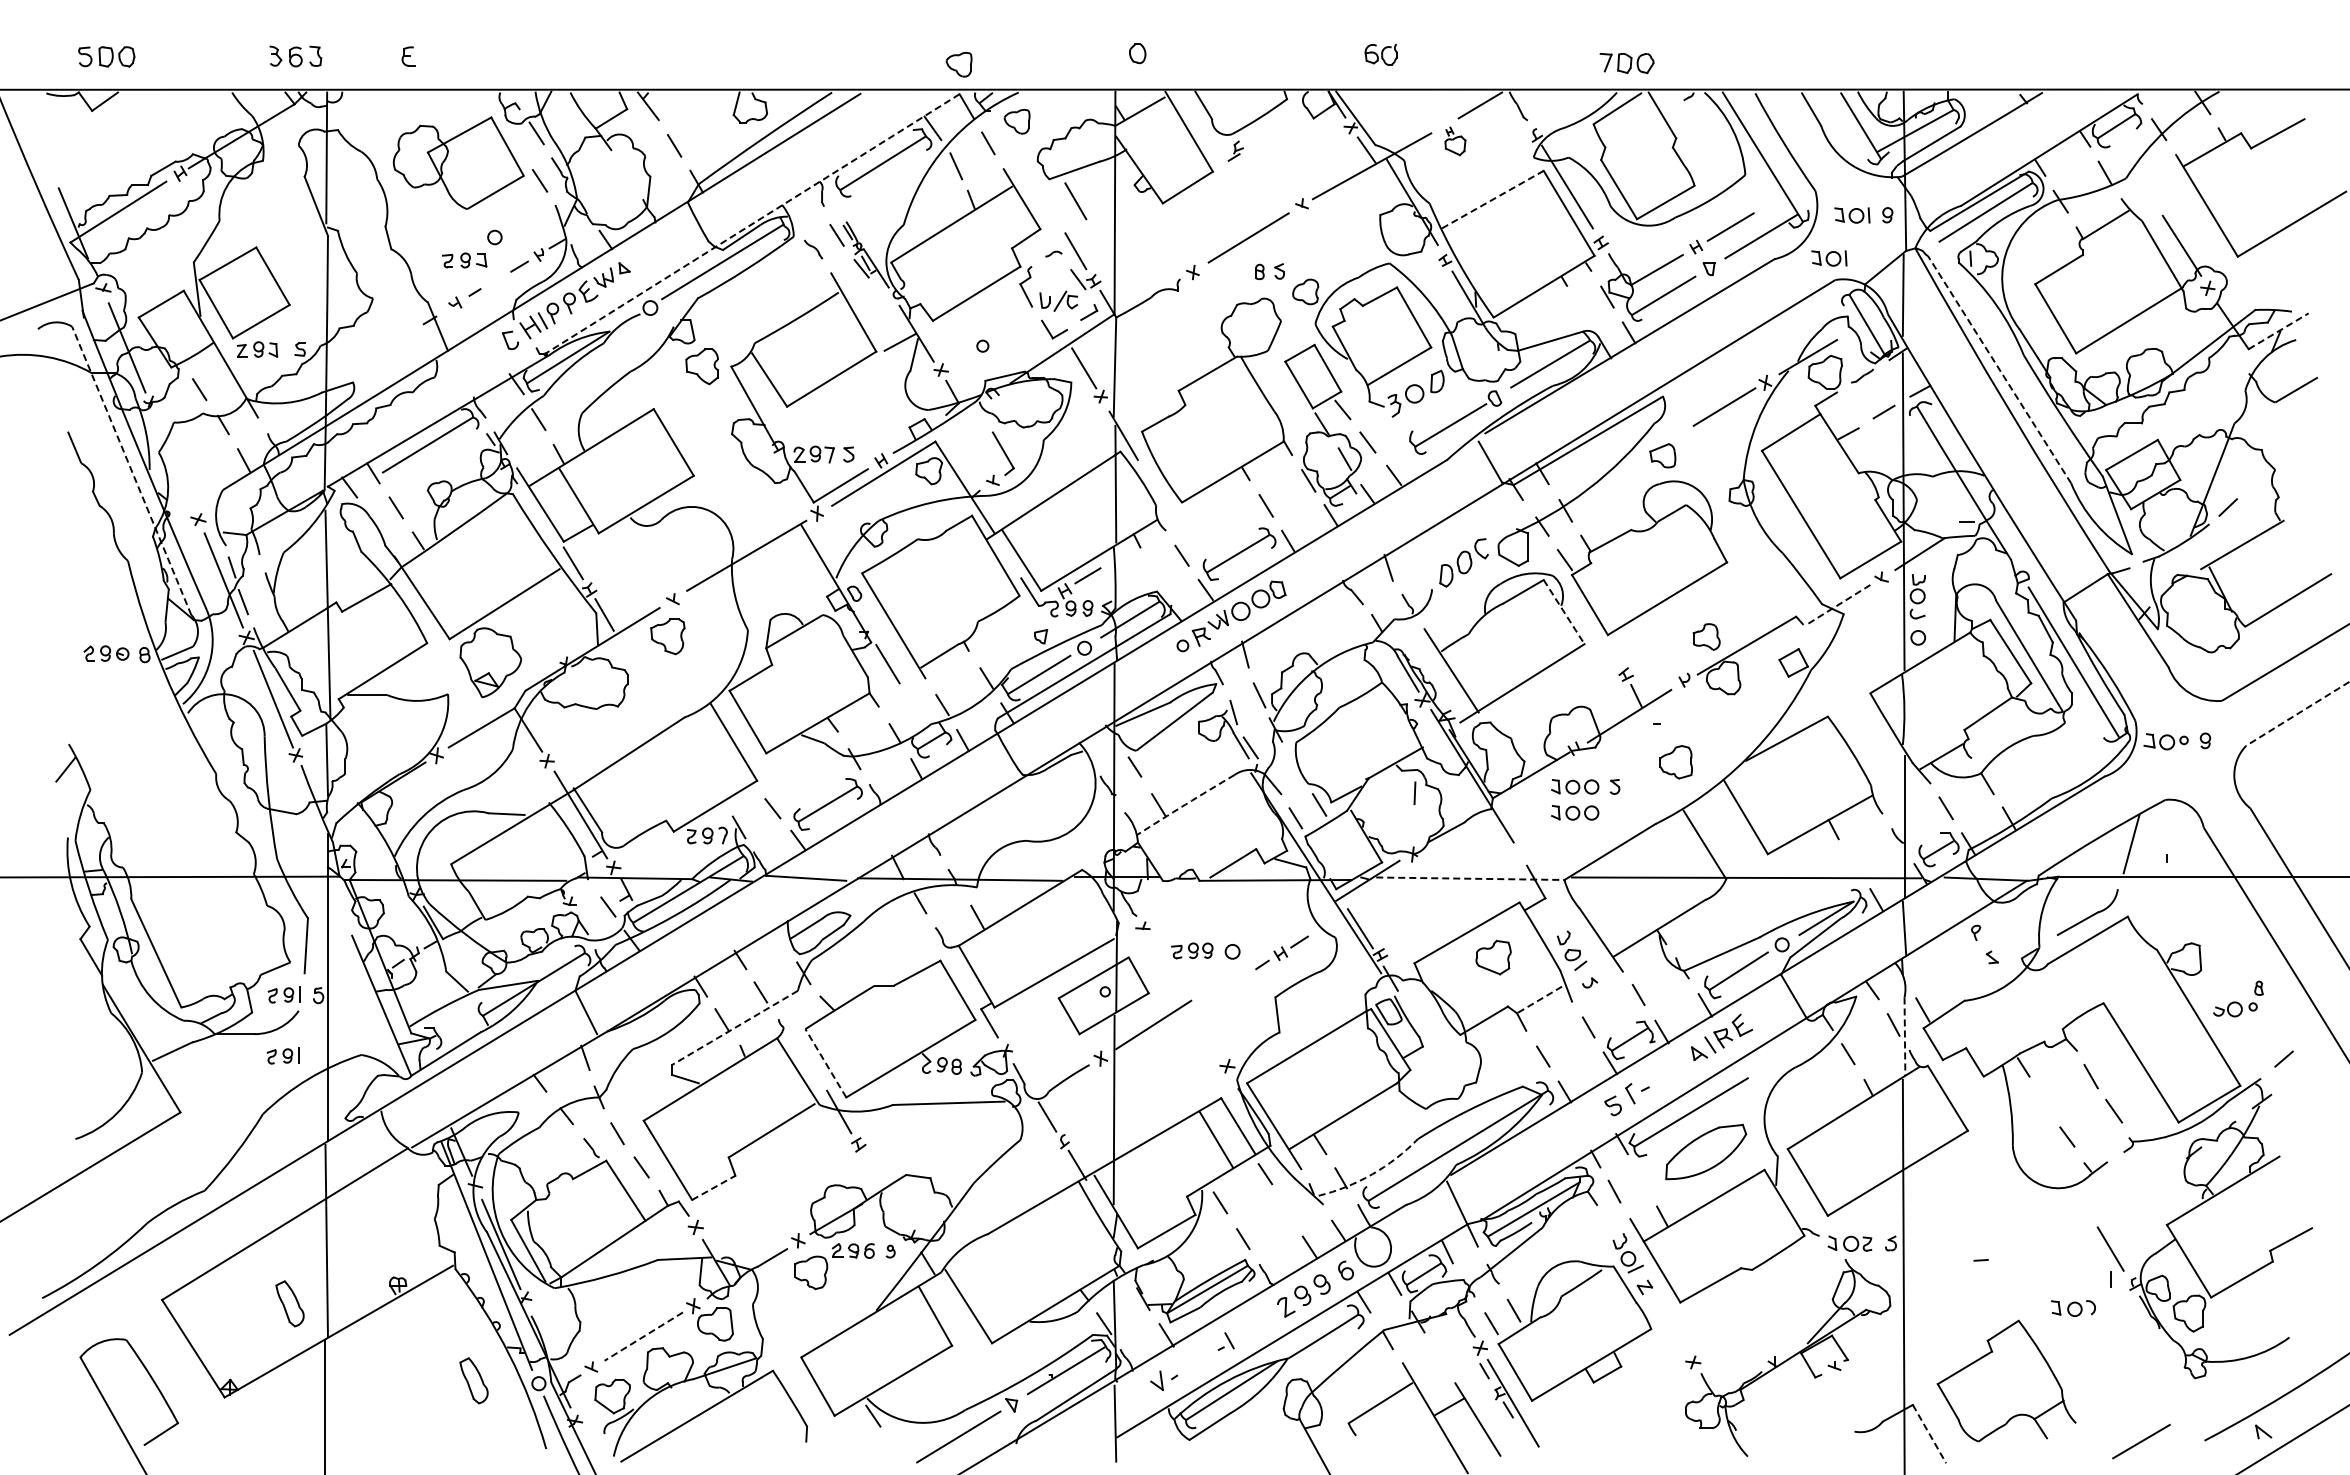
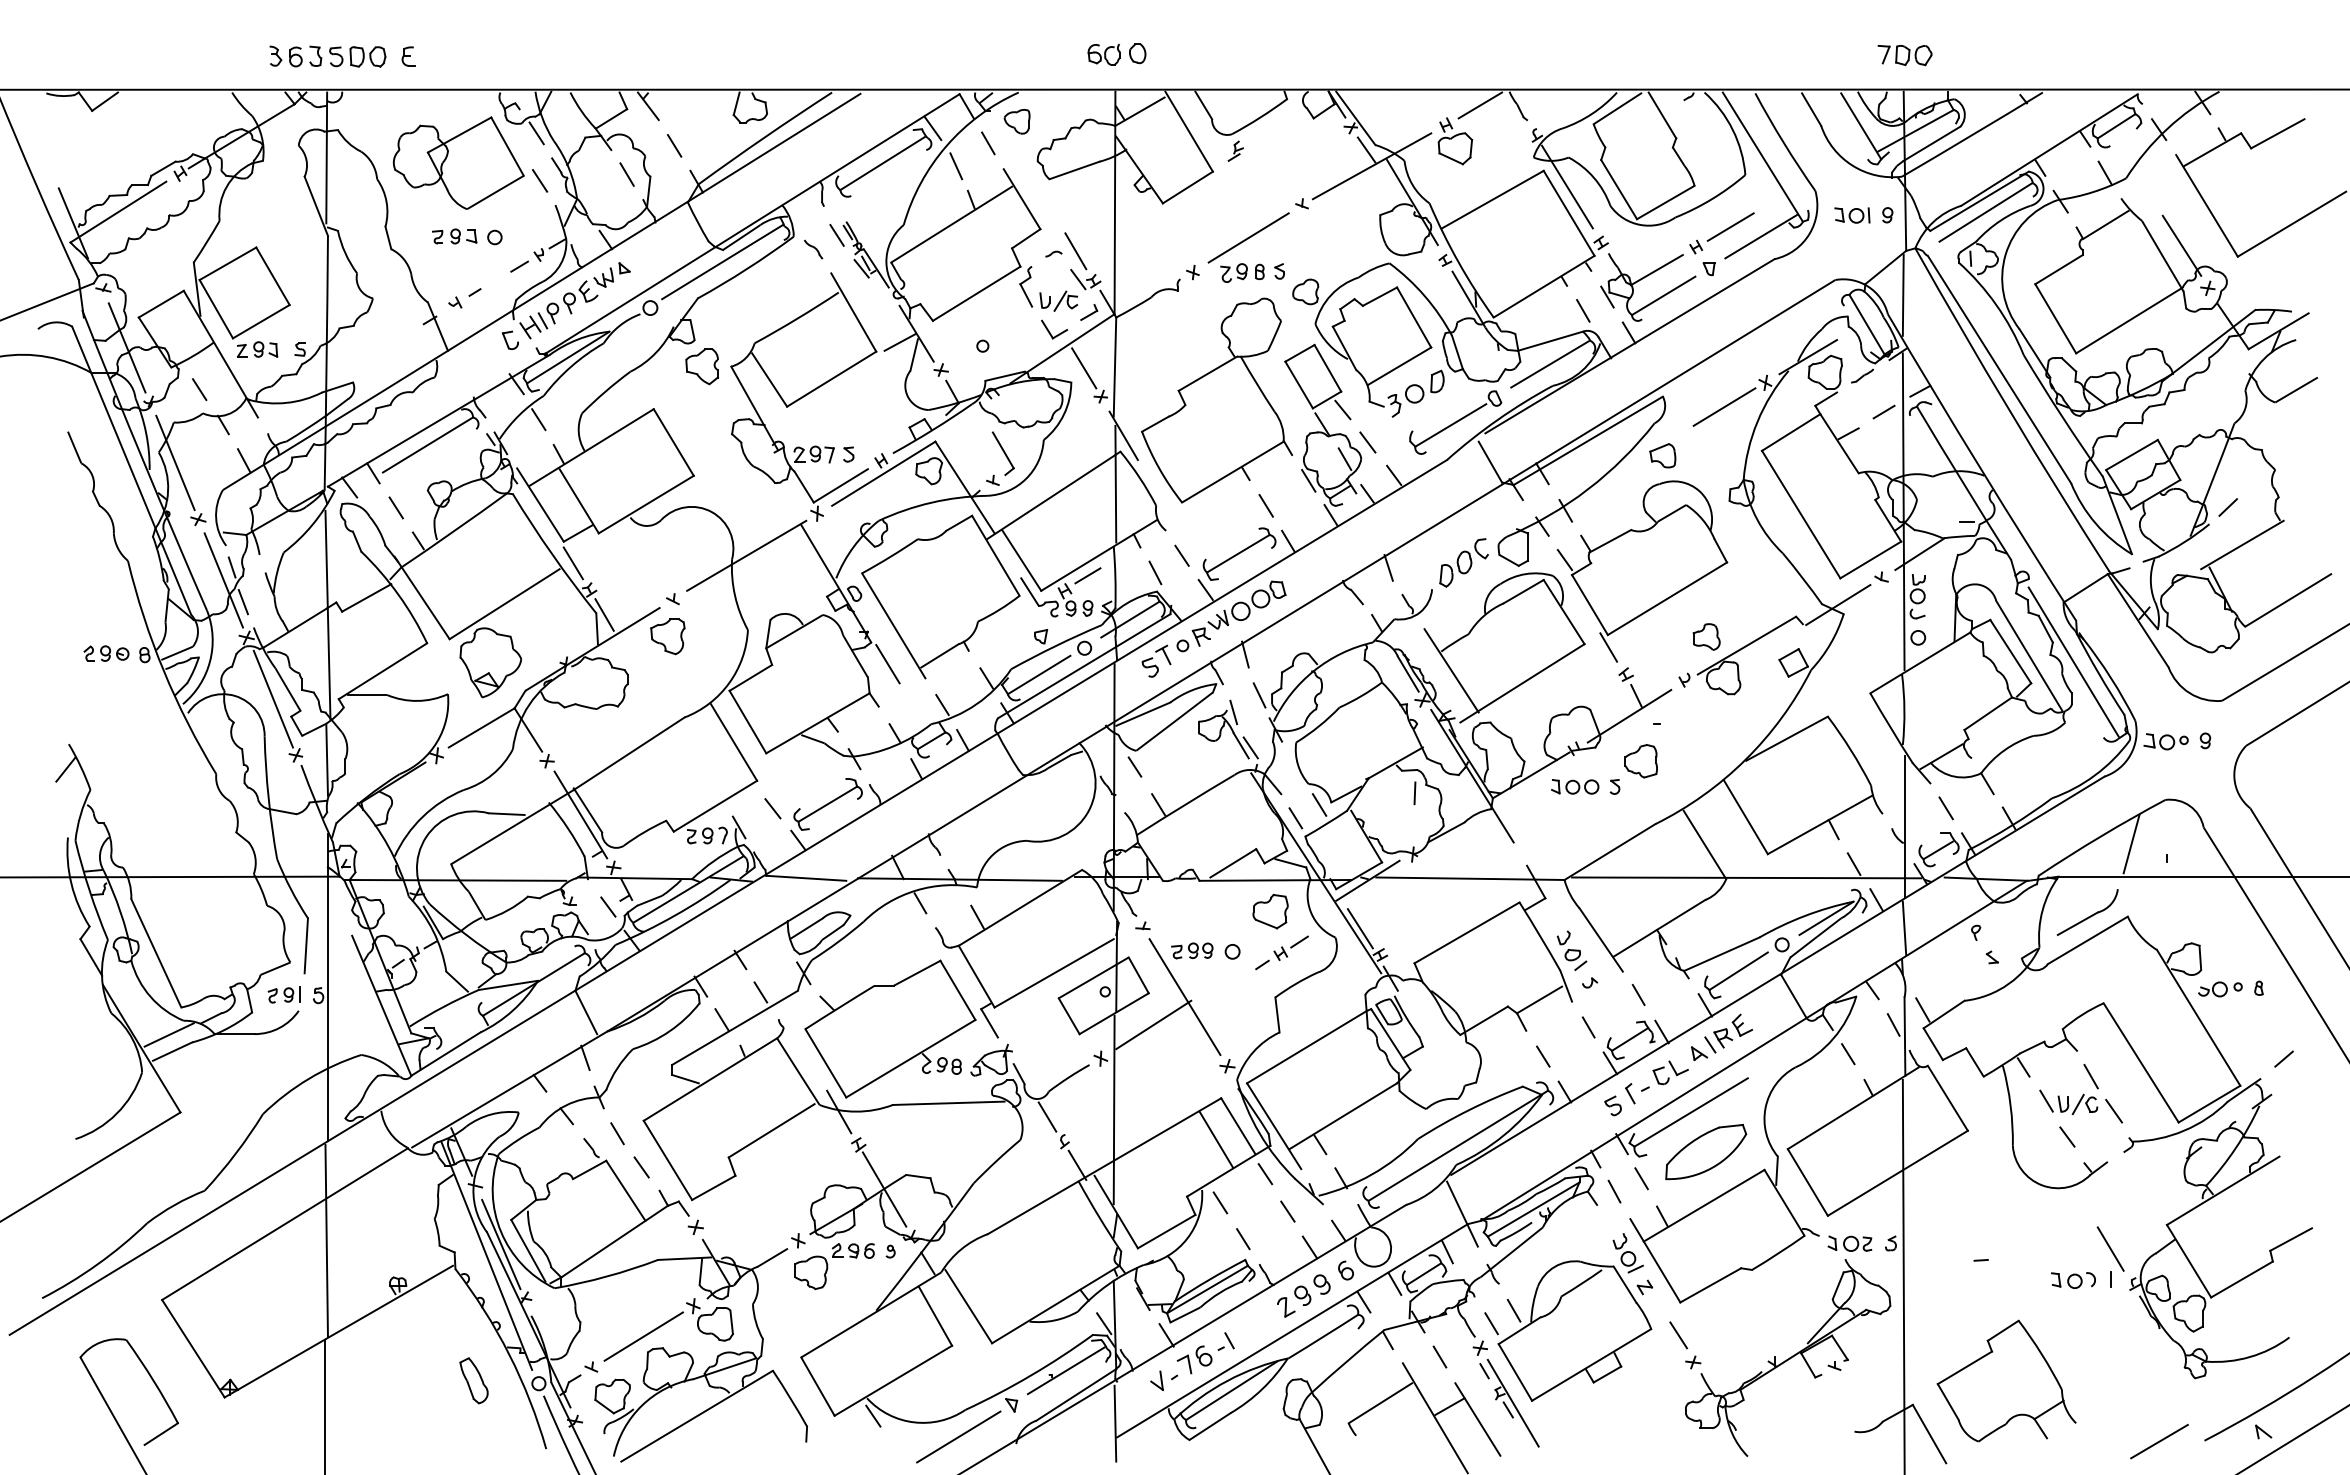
part position: (1380, 54) -> (1103, 54) (1103, 54)
part position: (106, 56) -> (357, 56) (357, 56)
part position: (1626, 63) -> (1904, 55) (1904, 55)
part: present -> none (958, 64)
part size: 23x31 px -> 37x49 px (1455, 141)
line: none -> present (626, 174)
line: dashed -> solid (1493, 199)
line: present -> none (1075, 201)
line: dashed -> solid (752, 224)
part: present -> none (1829, 258)
part position: (464, 260) -> (454, 236) (454, 236)
part: none -> present (1233, 272)
line: none -> present (1583, 310)
line: dashed -> solid (2278, 331)
line: dashed -> solid (1999, 369)
line: none -> present (175, 462)
line: dashed -> solid (131, 470)
line: none -> present (1155, 572)
line: dashed -> solid (1838, 605)
line: dashed -> solid (1564, 612)
line: none -> present (1608, 647)
part: none -> present (1156, 660)
arc: dashed -> solid (2297, 713)
part position: (1675, 762) -> (1640, 761) (1640, 761)
arc: dashed -> solid (1185, 804)
part: present -> none (1575, 812)
line: none -> present (1853, 863)
line: dashed -> solid (1470, 878)
part position: (1493, 957) -> (1270, 911) (1270, 911)
line: none -> present (1184, 996)
line: dashed -> solid (1539, 1000)
part position: (2235, 1009) -> (2220, 989) (2220, 989)
line: dashed -> solid (734, 1028)
line: none -> present (168, 1034)
line: dashed -> solid (1904, 1037)
part: present -> none (282, 1055)
line: dashed -> solid (825, 1063)
part: none -> present (1670, 1072)
part: none -> present (2068, 1102)
arc: dashed -> solid (1372, 1174)
line: none -> present (1641, 1178)
line: dashed -> solid (713, 1187)
line: none -> present (884, 1189)
line: none -> present (1287, 1211)
part: present -> none (289, 1303)
part position: (2073, 1308) -> (2073, 1280) (2073, 1280)
line: none -> present (1678, 1335)
line: dashed -> solid (643, 1336)
line: none -> present (1439, 1356)
part: none -> present (1194, 1359)
line: dashed -> solid (1929, 1434)
line position: (2141, 1441) -> (2159, 1441) (2159, 1441)
